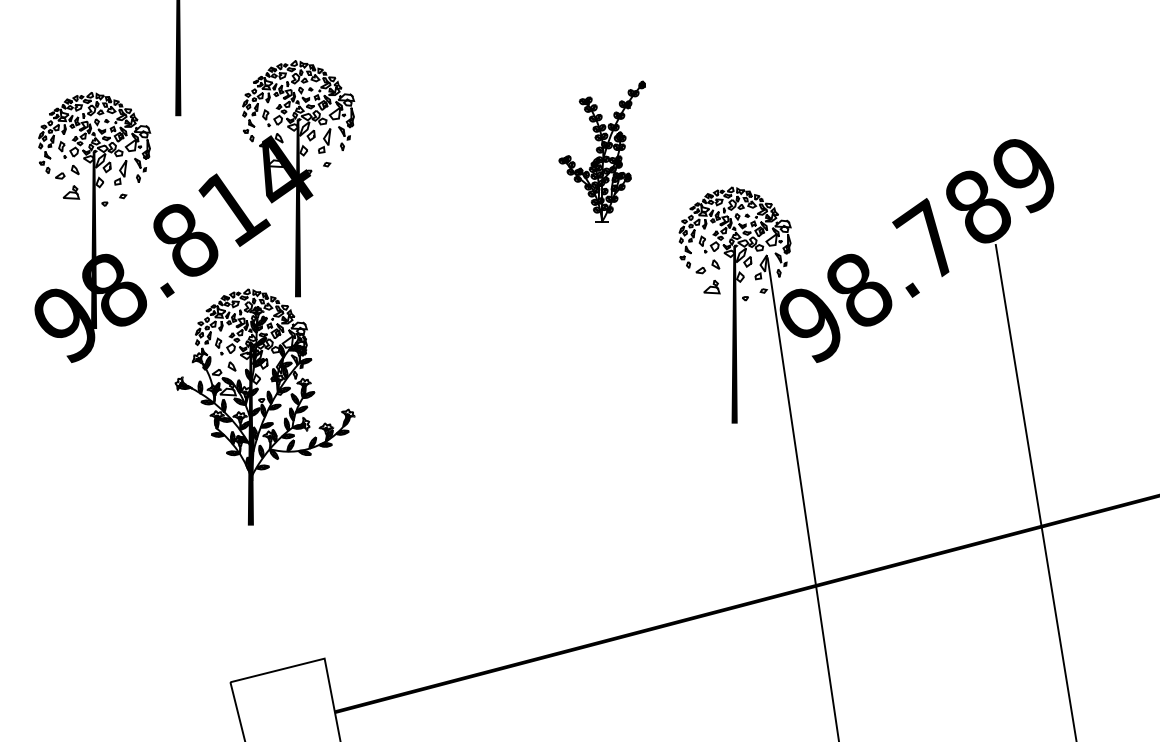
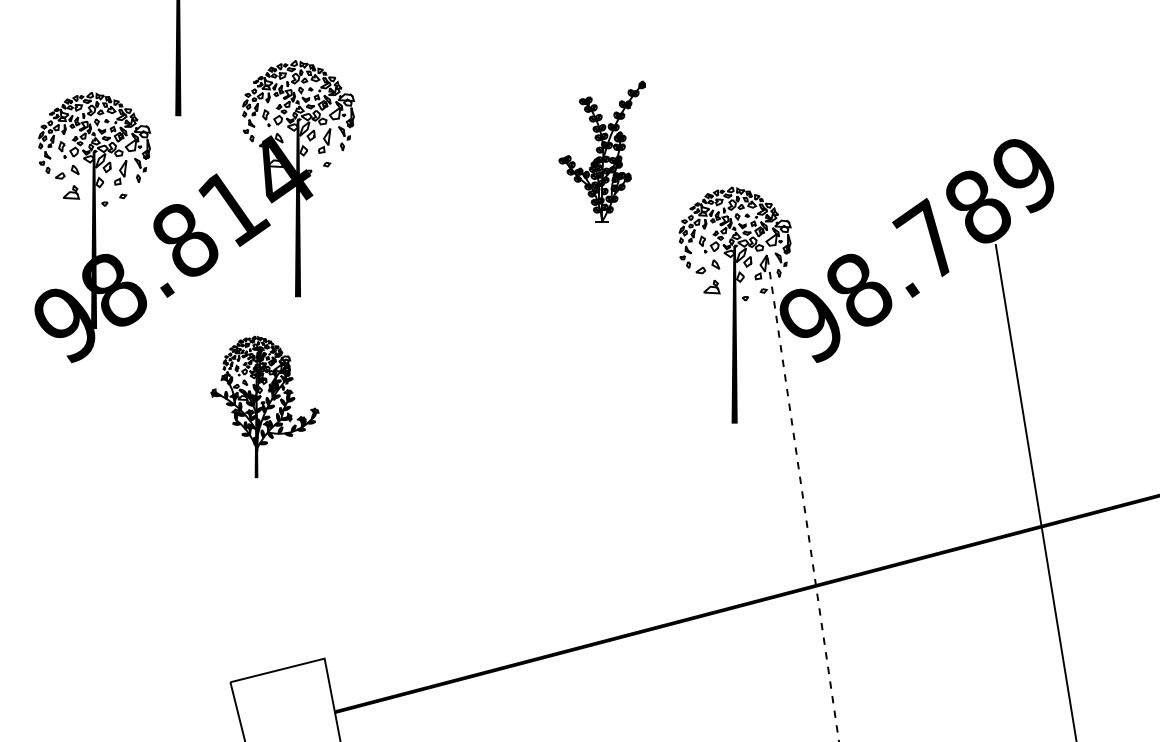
part size: 182x238 px -> 110x144 px (264, 406)
line: solid -> dashed (803, 499)
